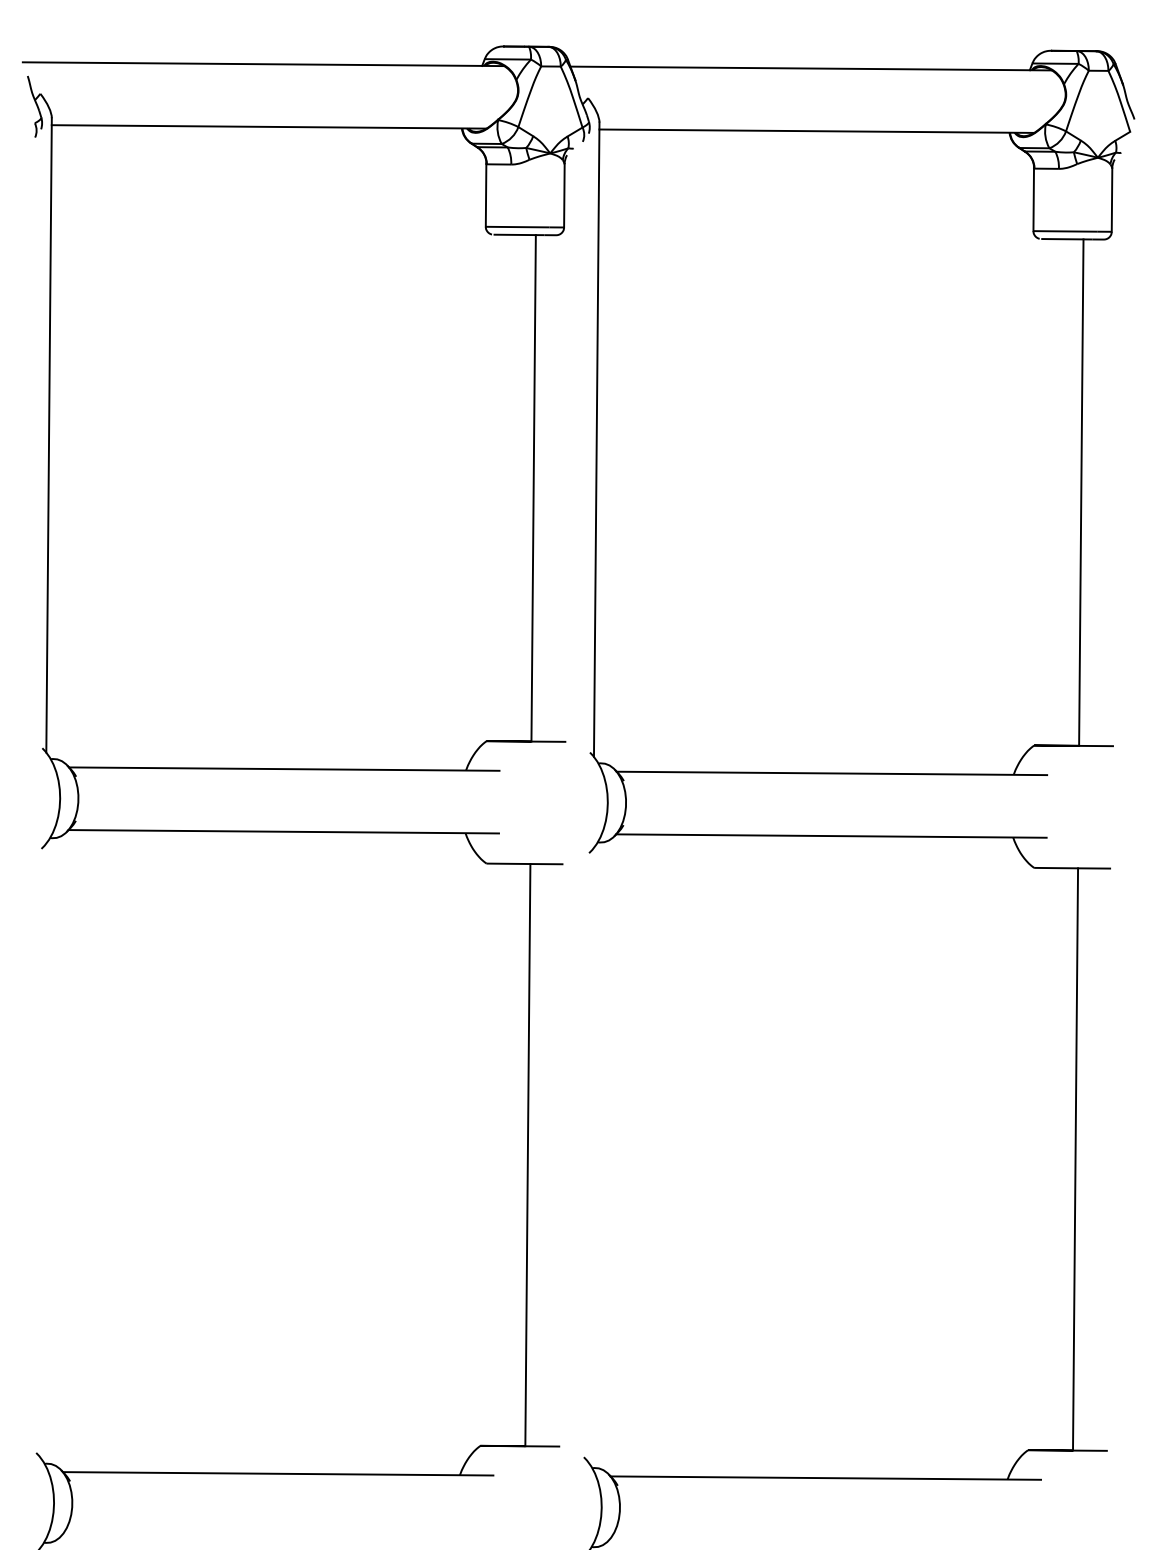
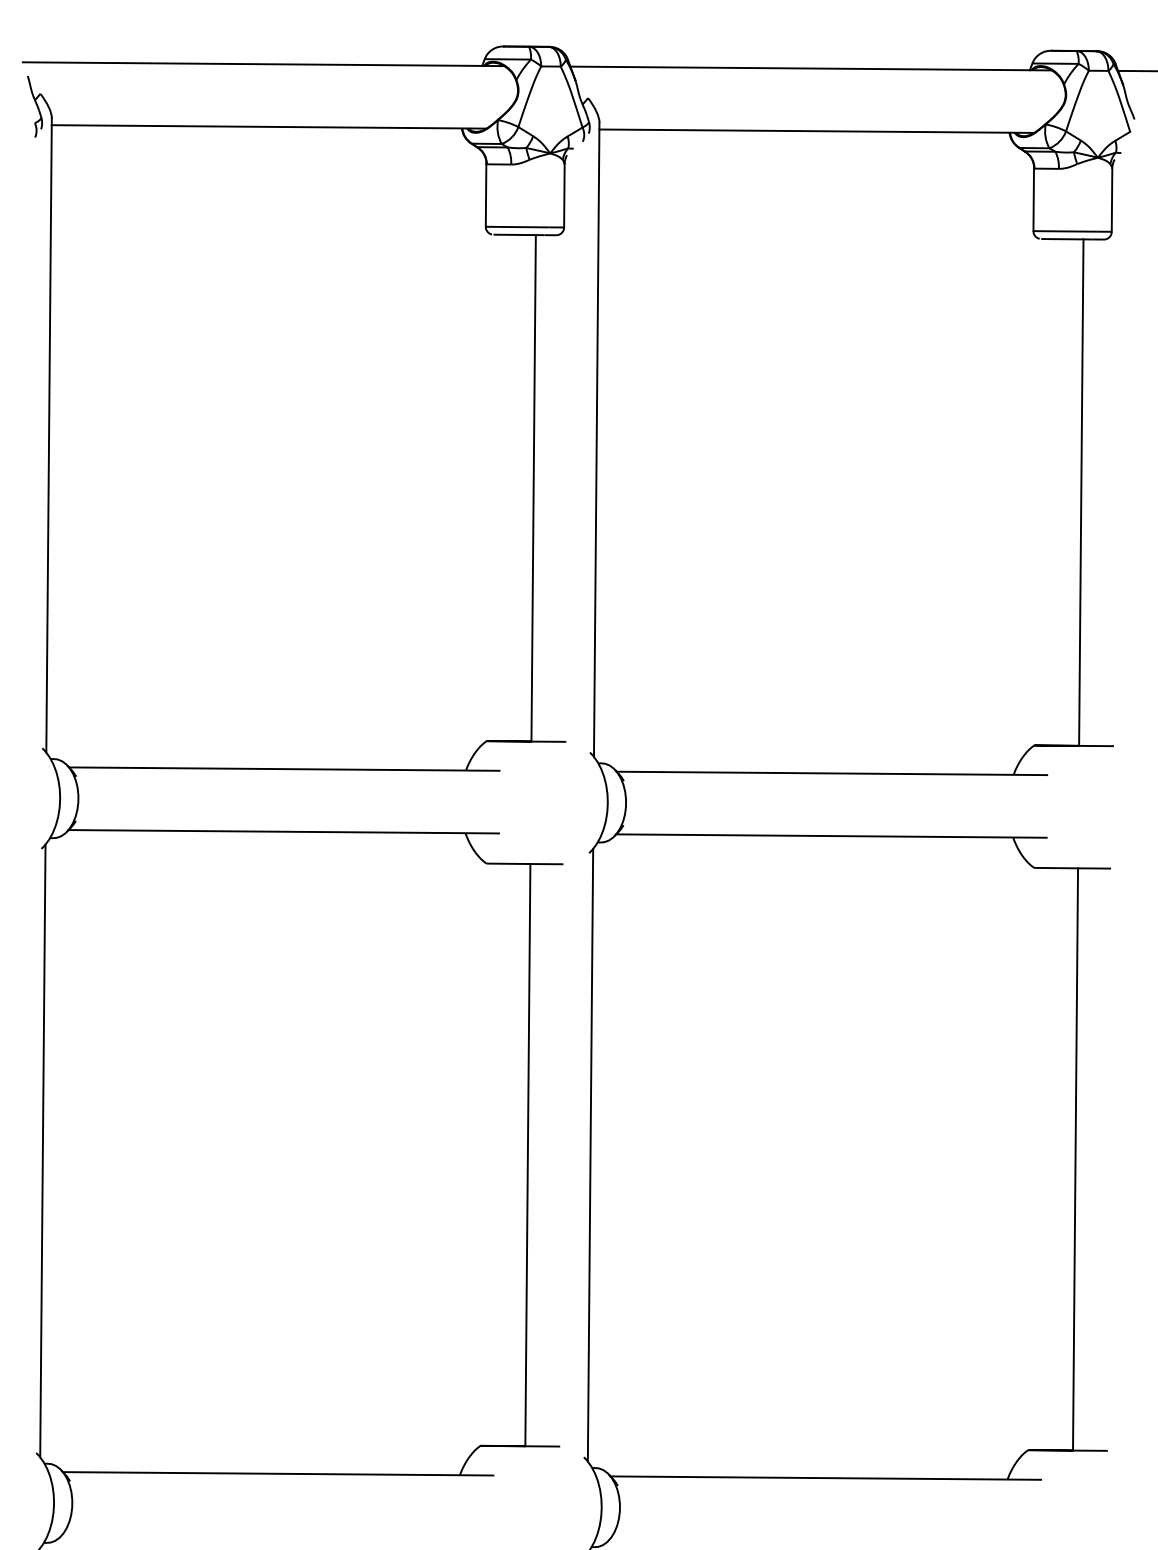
line: none -> present (1136, 70)
line: none -> present (42, 1150)
line: none -> present (590, 1154)
